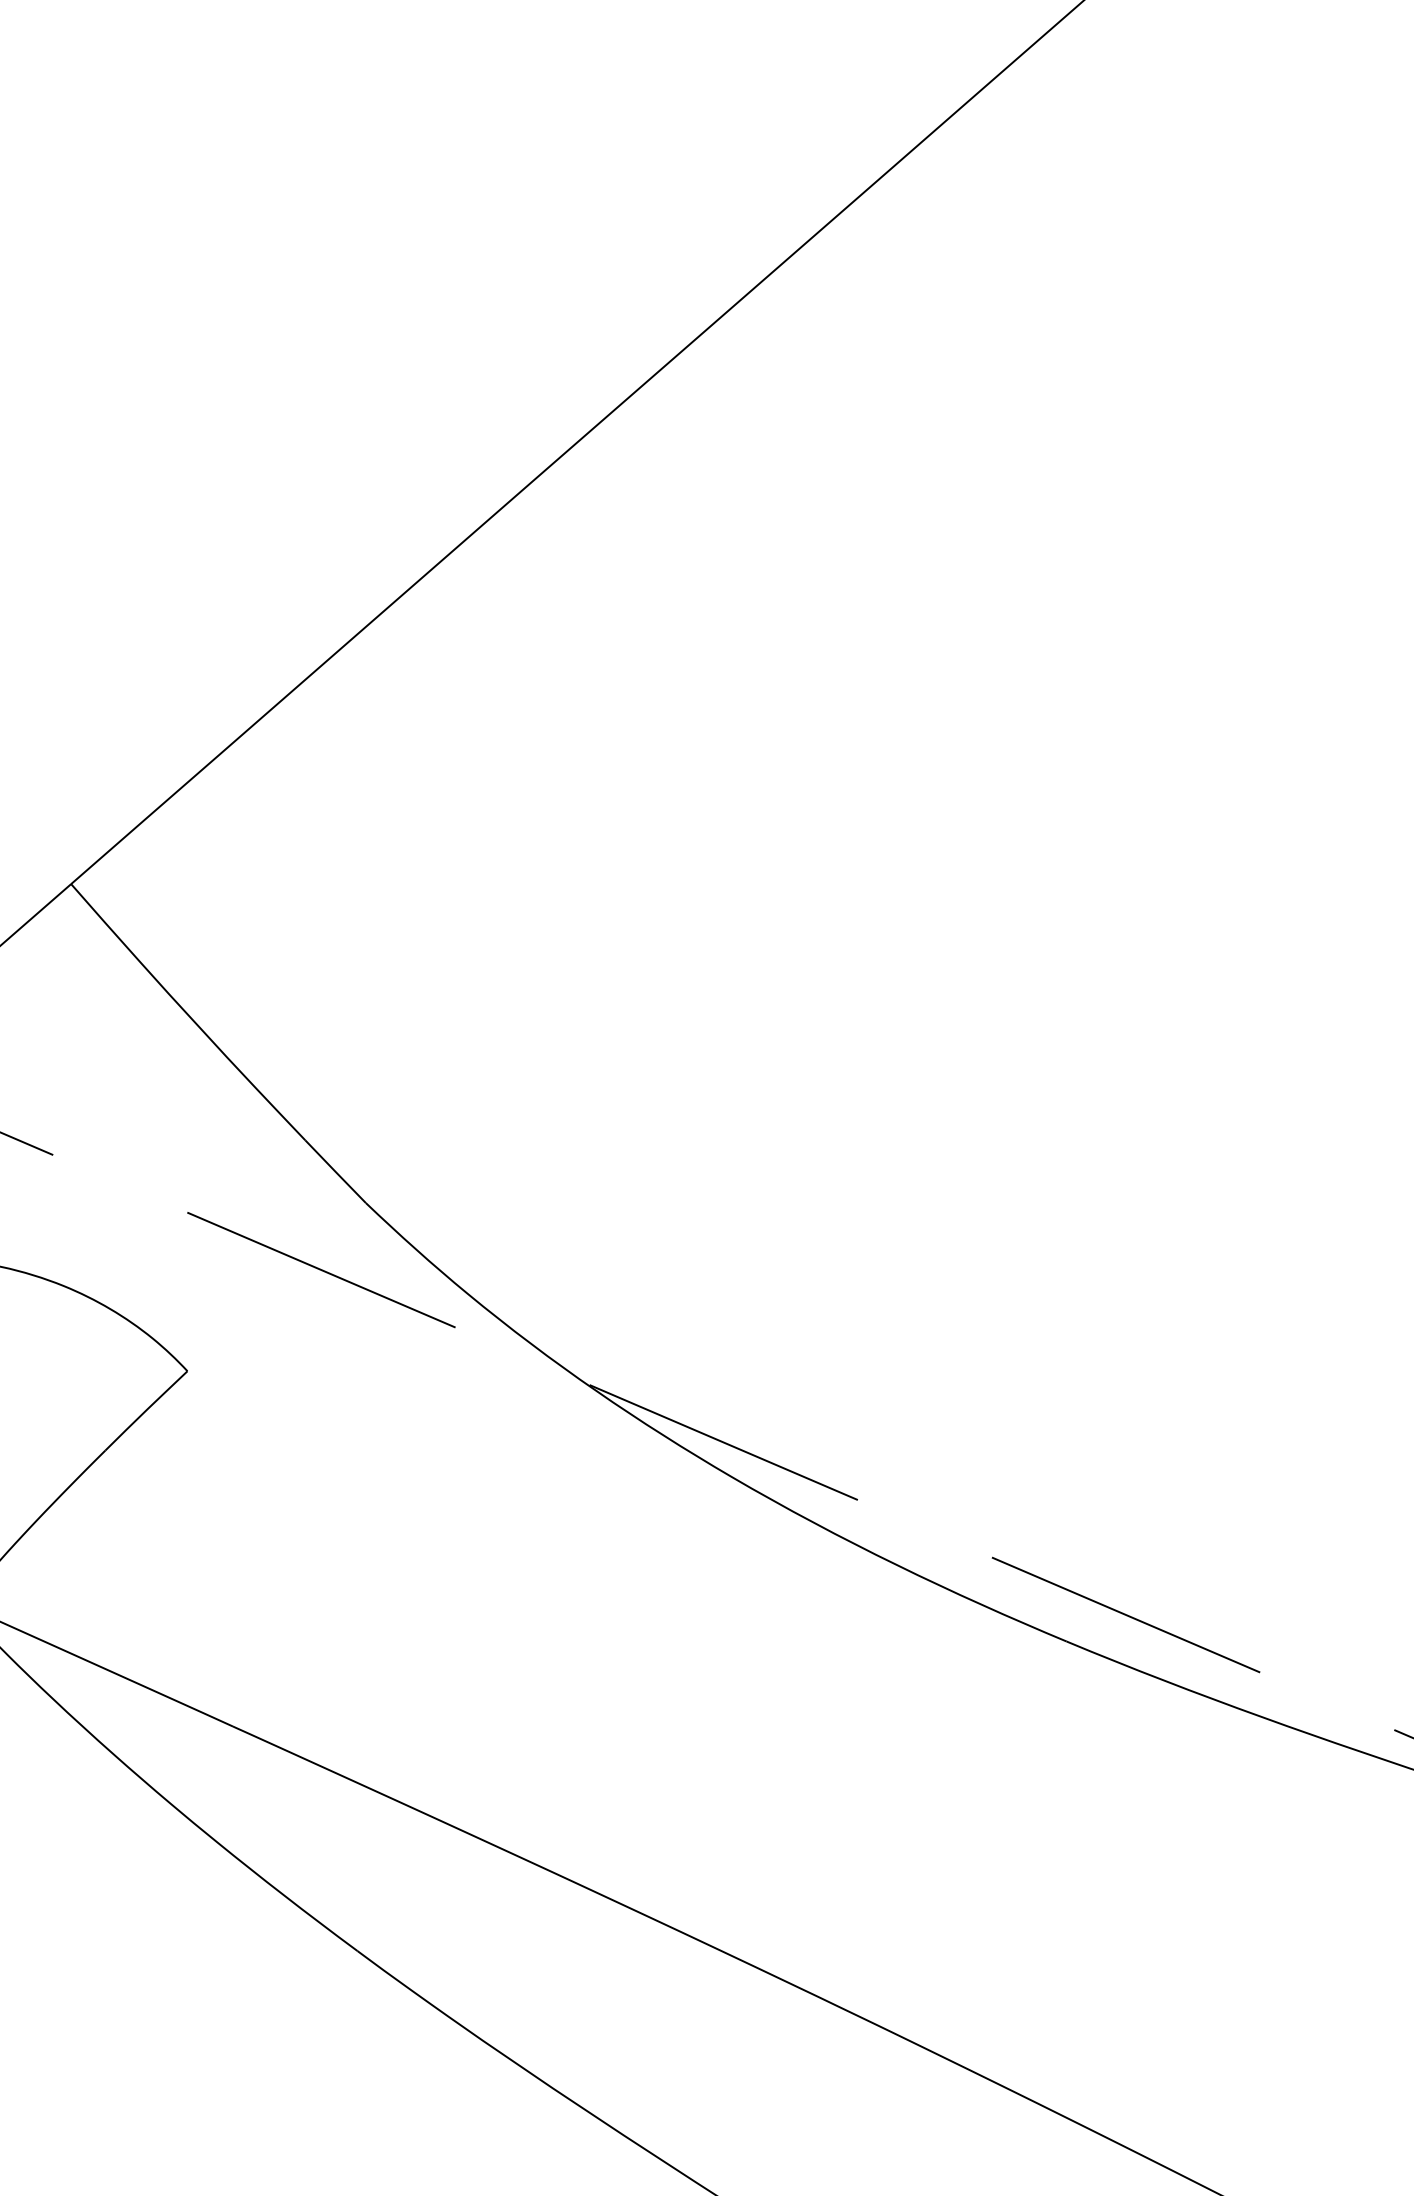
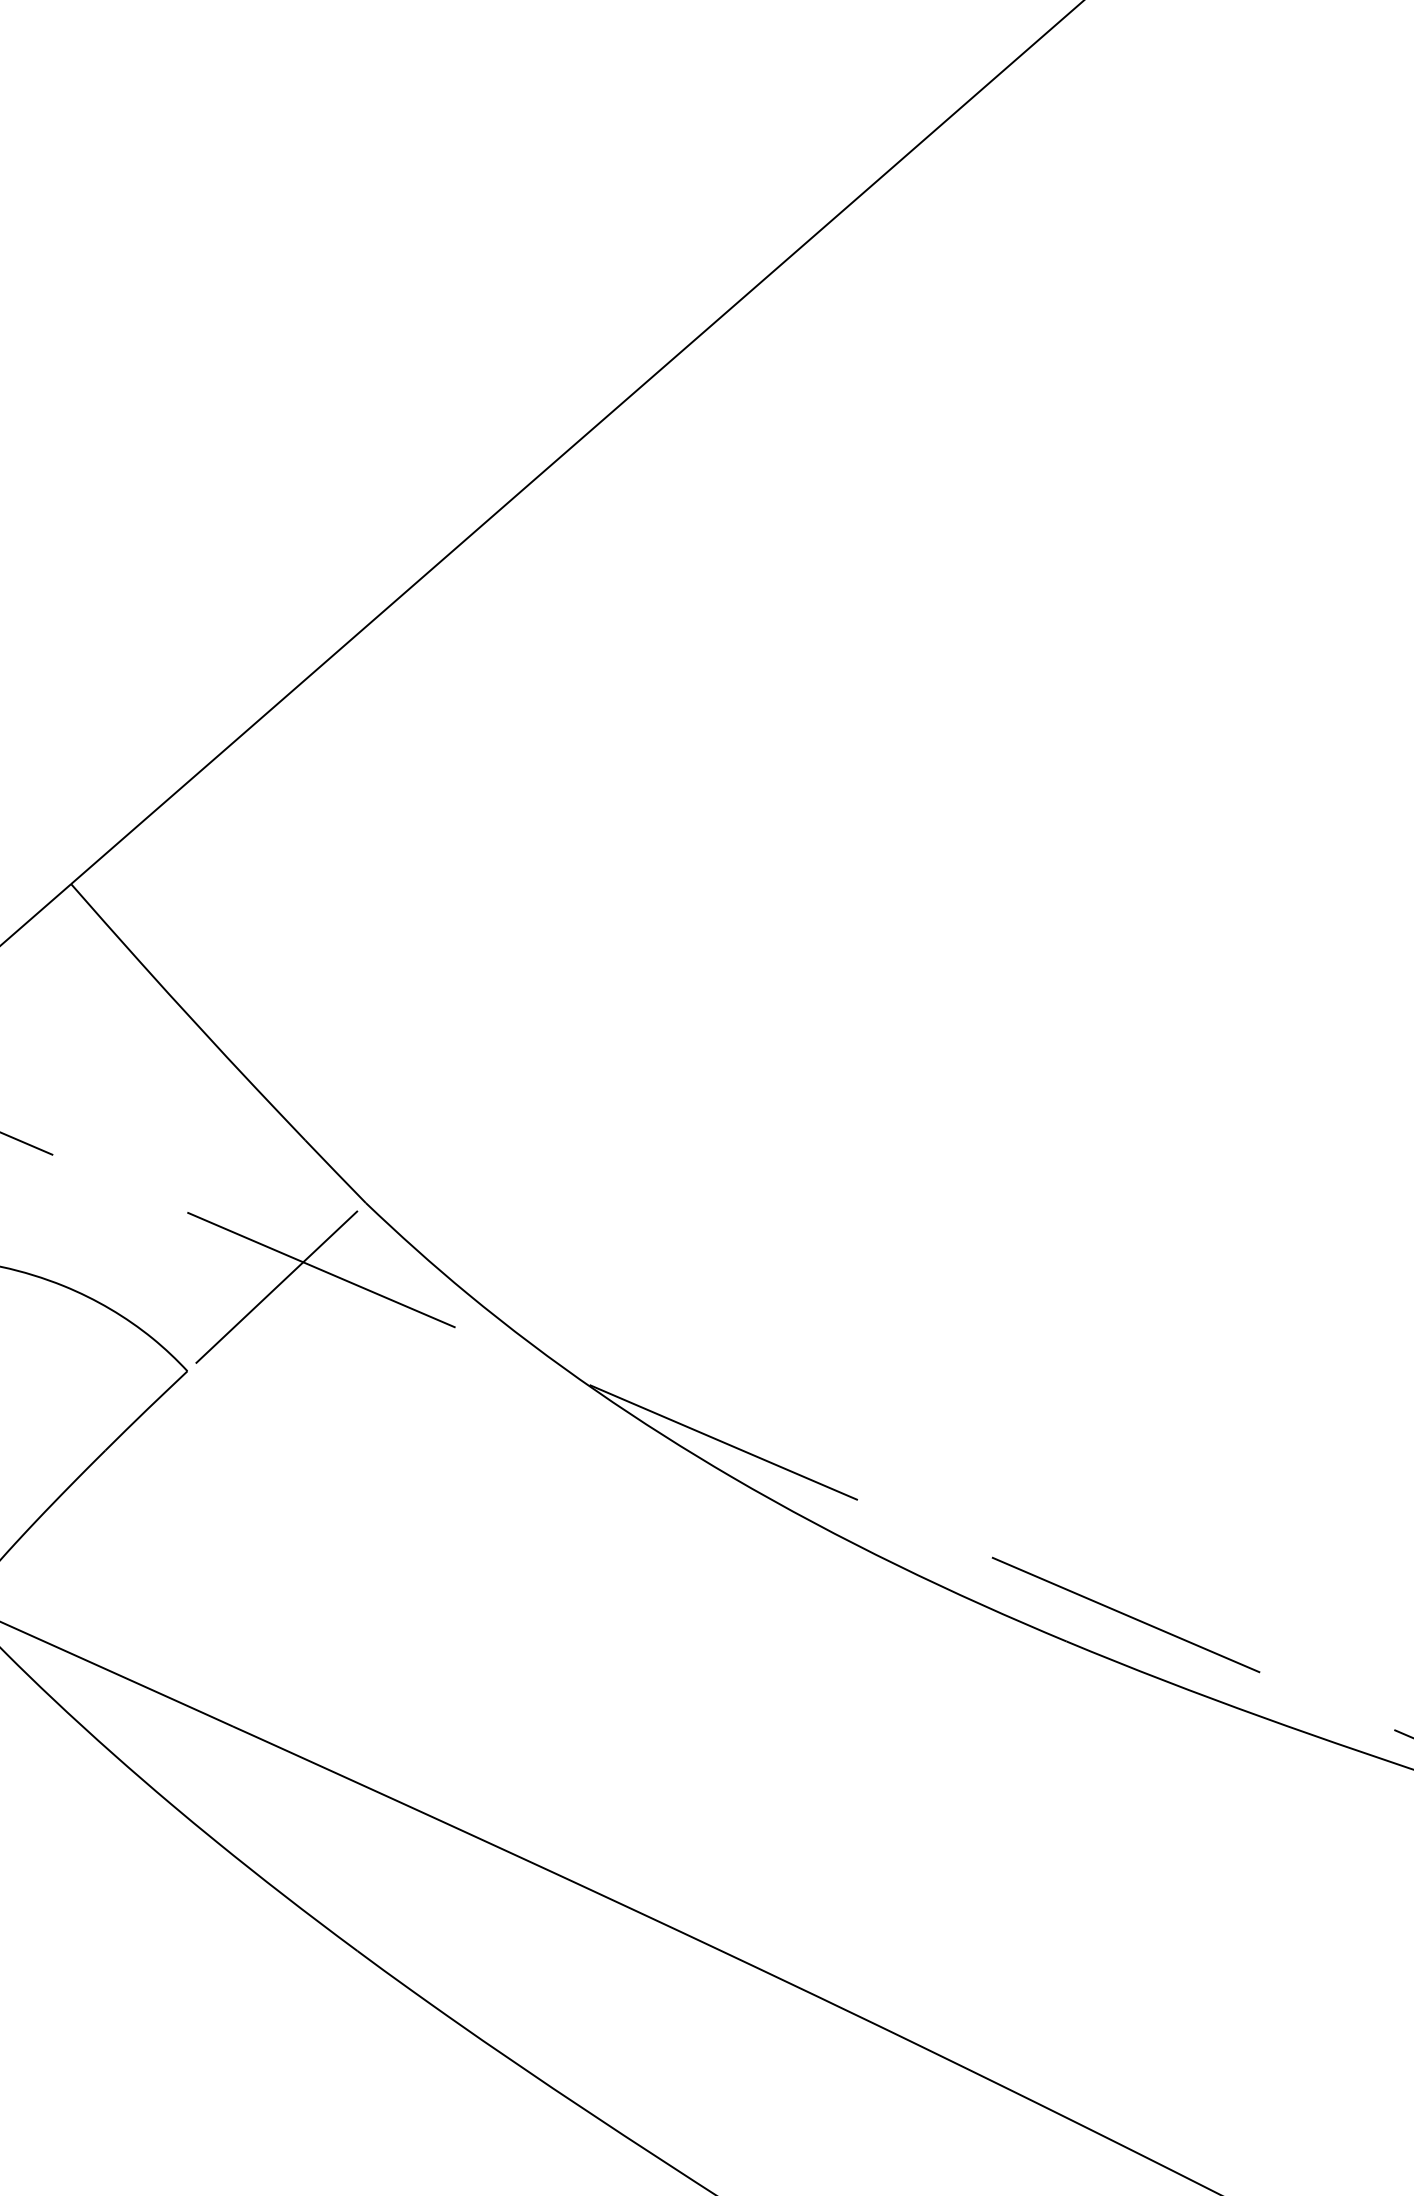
line: none -> present (276, 1286)
